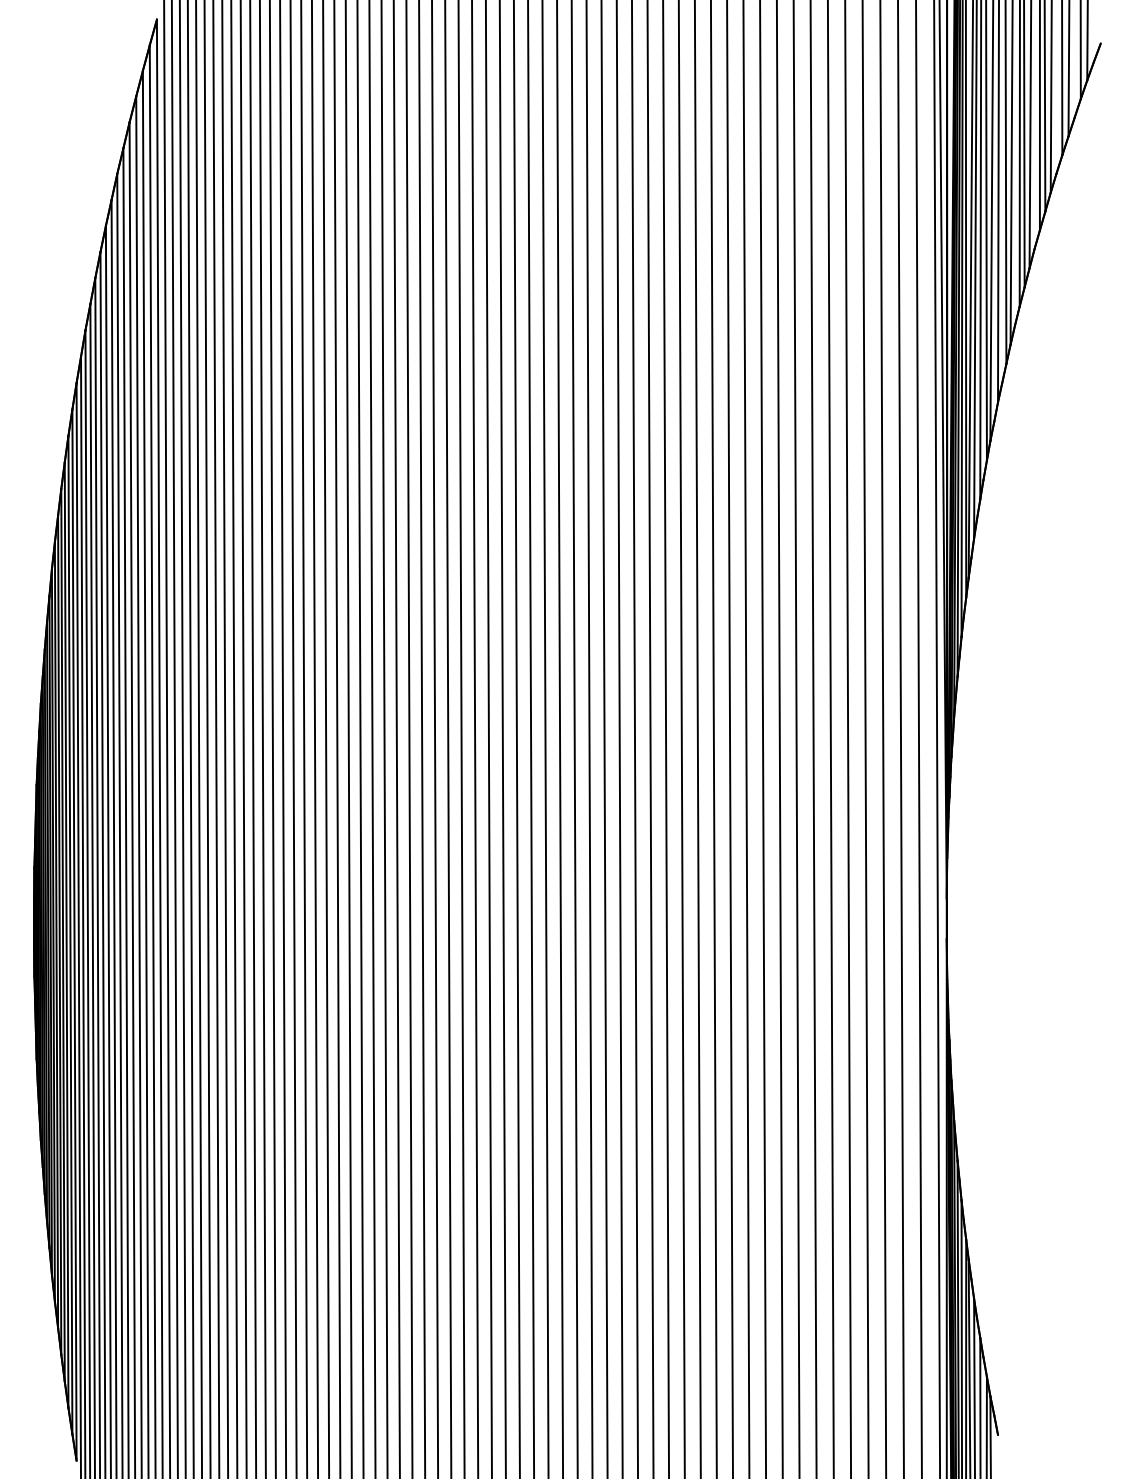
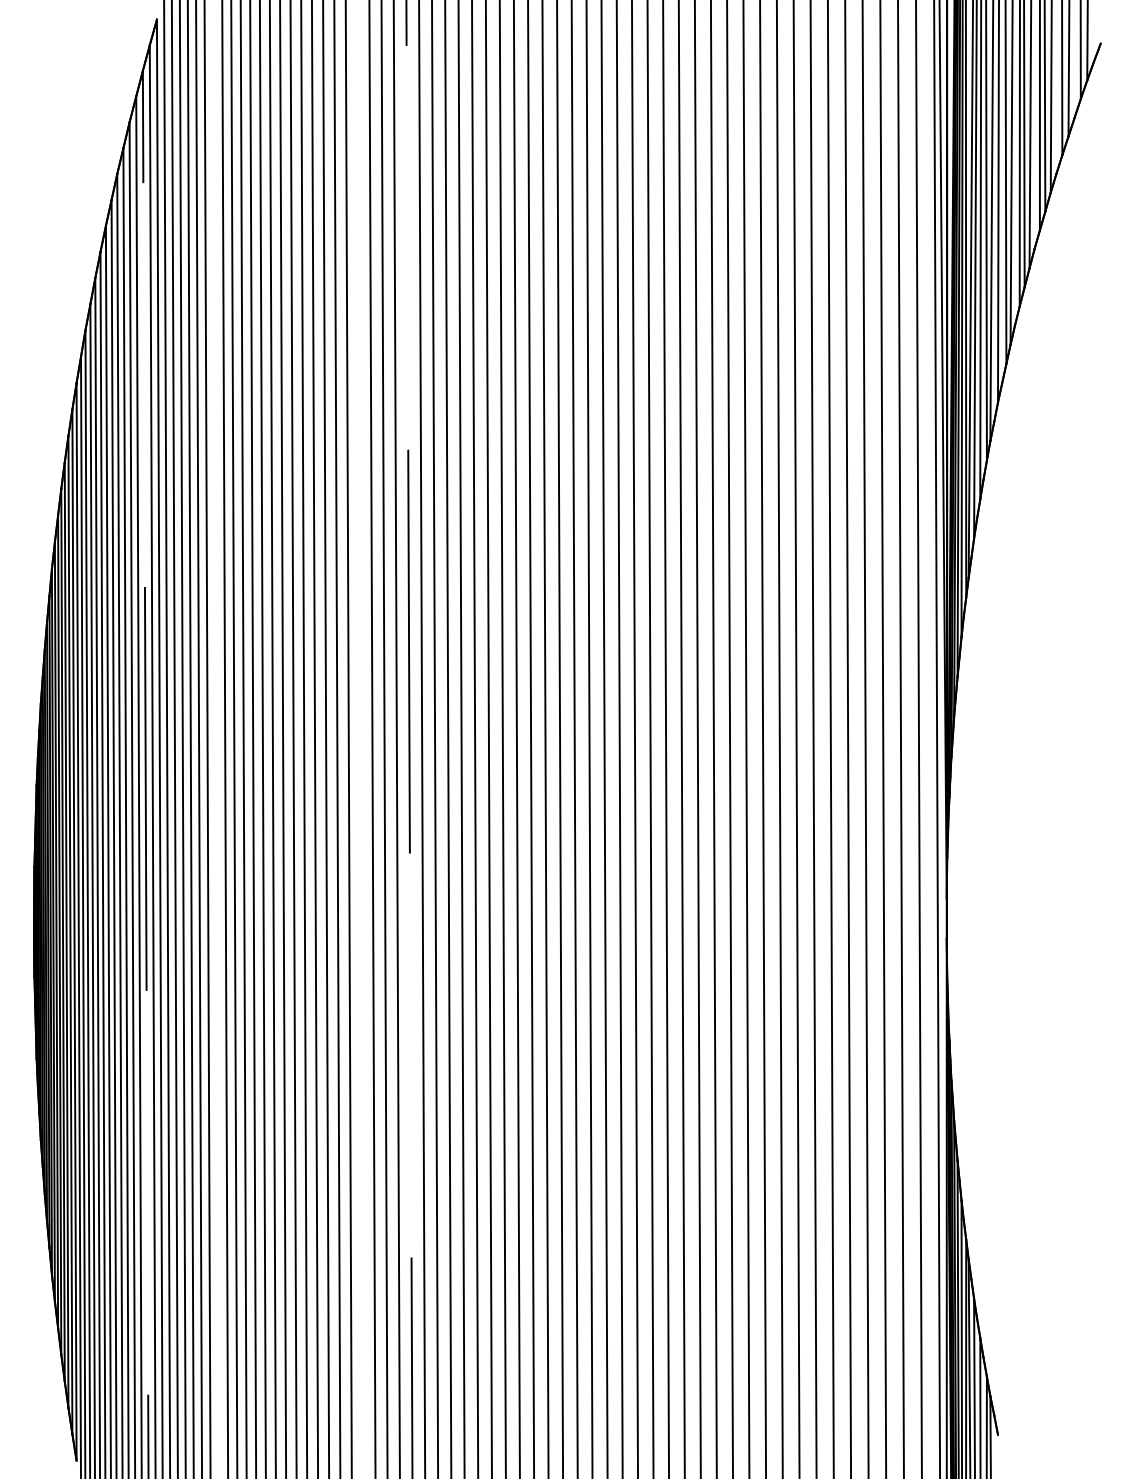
line: present -> none (216, 738)
line: present -> none (360, 738)
line: solid -> dashed (409, 739)
line: solid -> dashed (145, 774)
